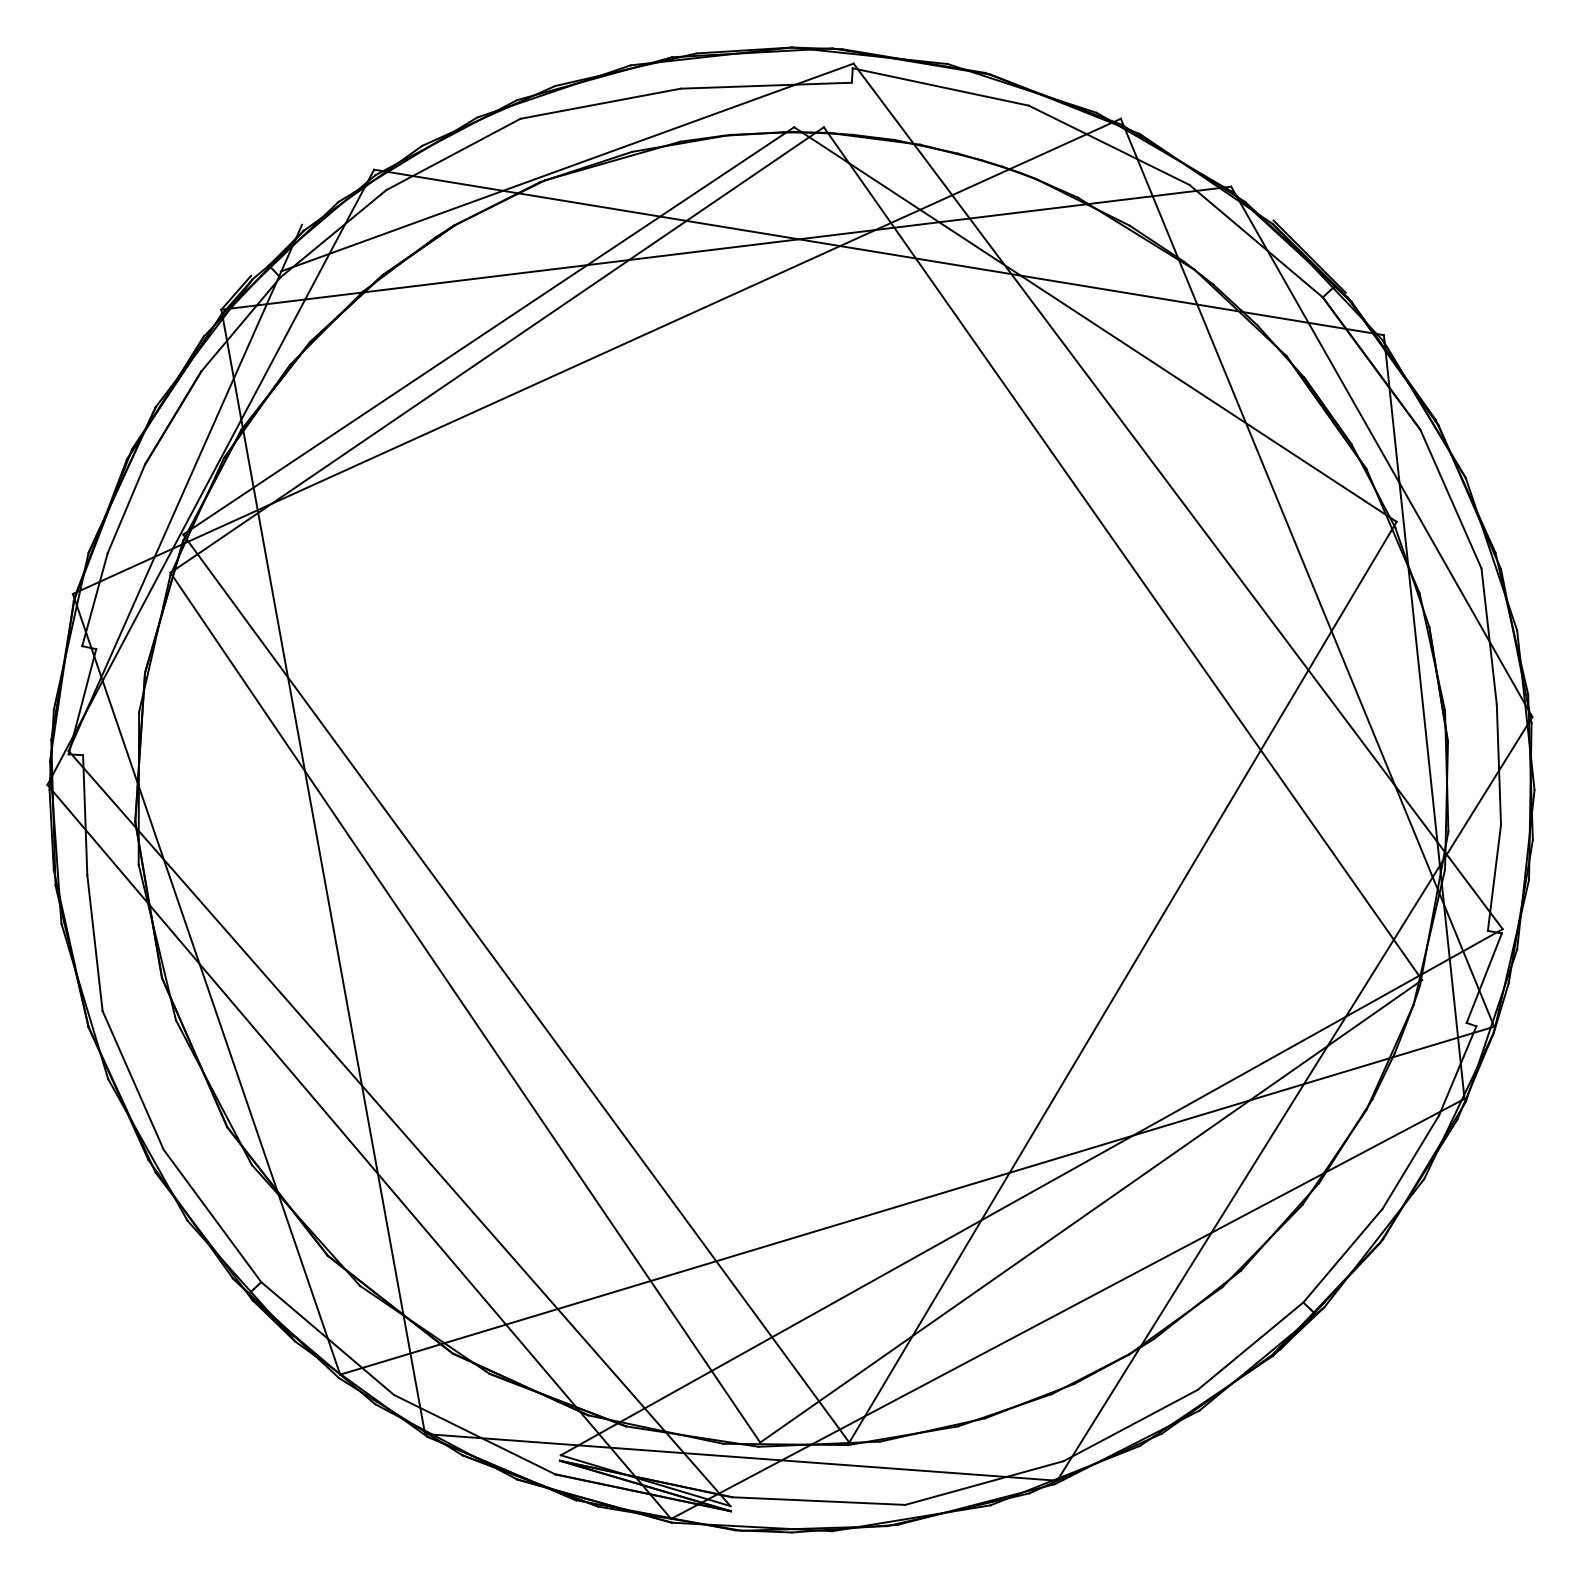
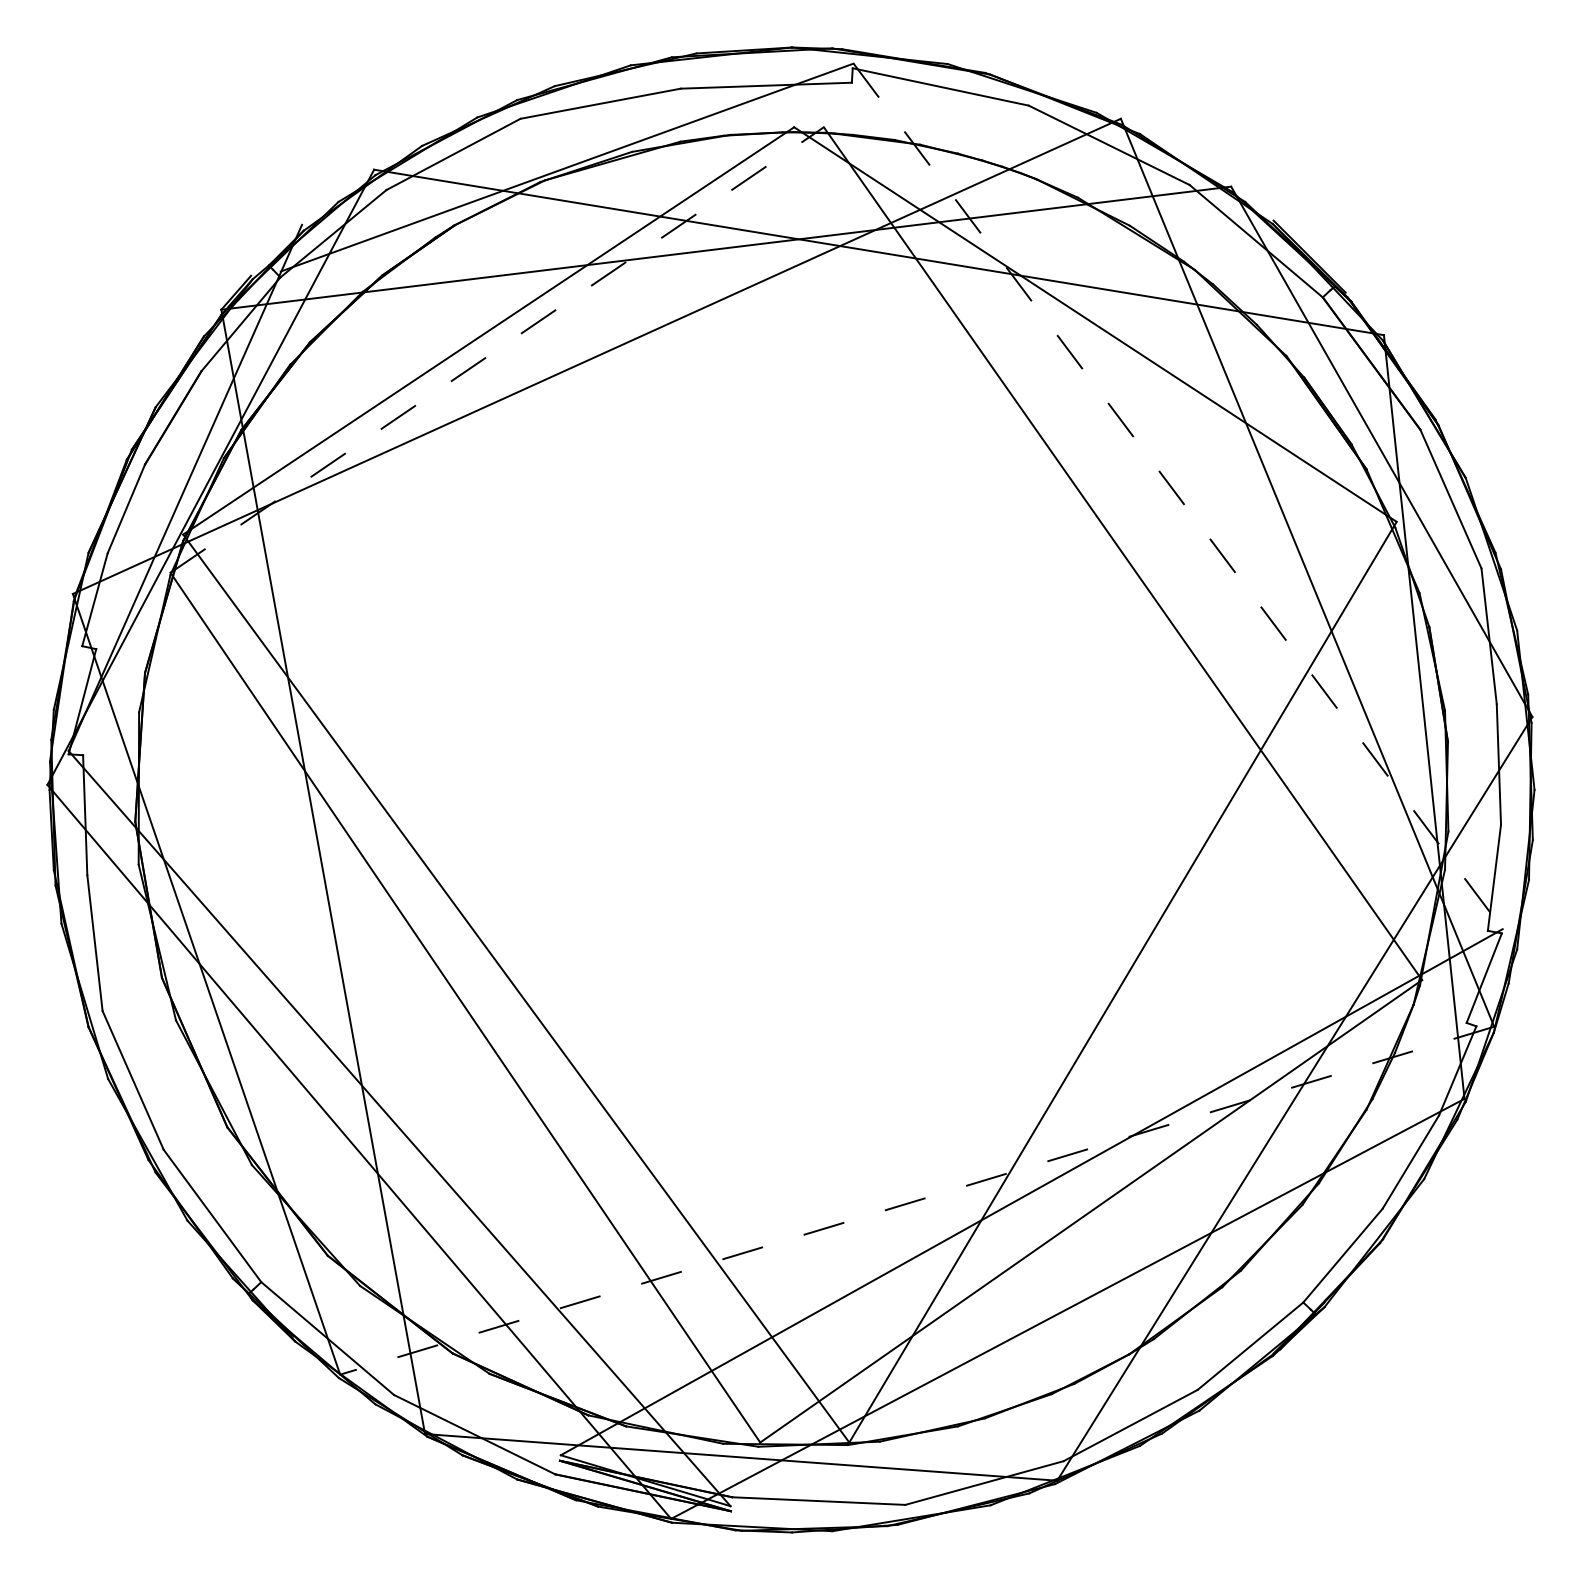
line: solid -> dashed (497, 349)
line: solid -> dashed (1178, 496)
line: solid -> dashed (917, 1200)
